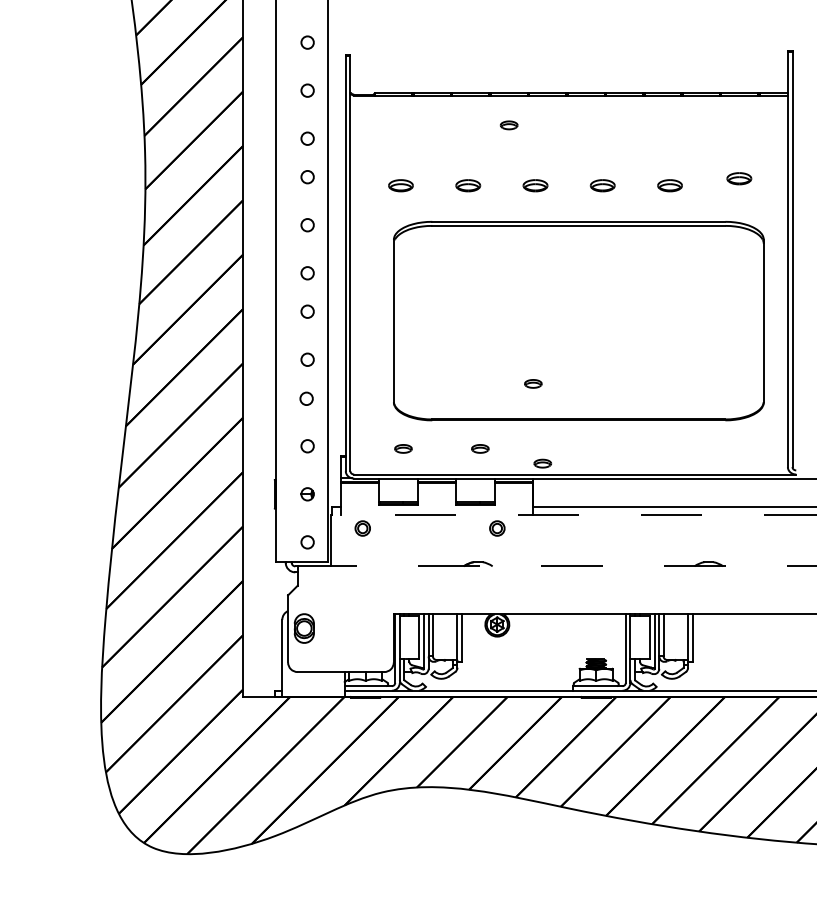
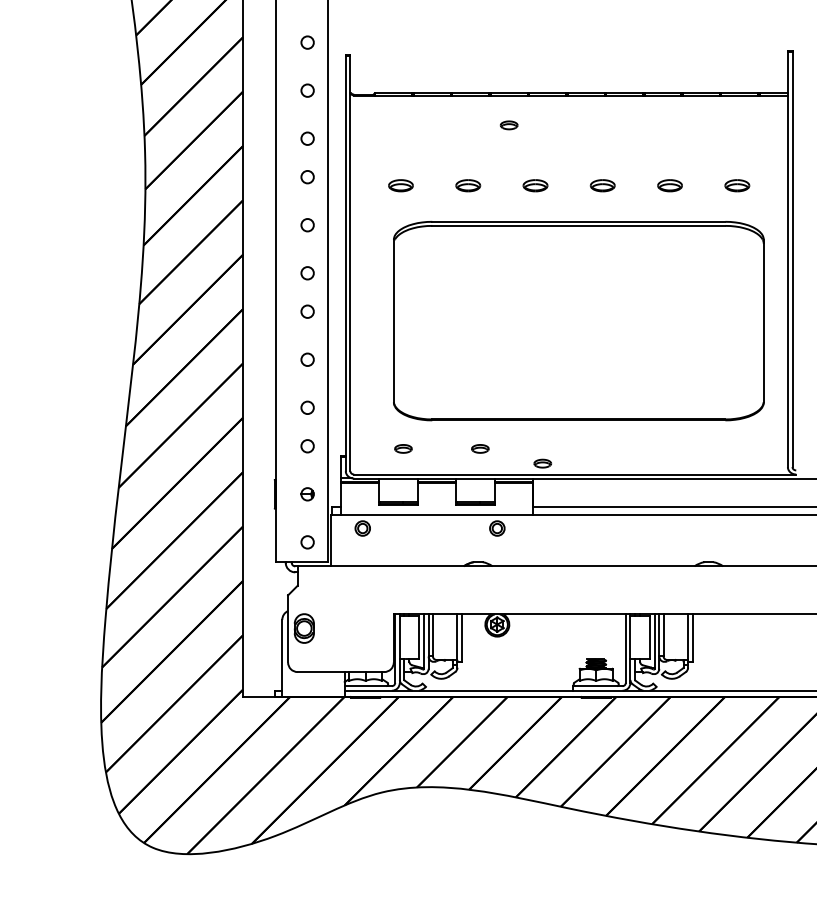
part position: (739, 178) -> (737, 185) (737, 185)
part: present -> none (533, 383)
circle position: (306, 398) -> (307, 407) (307, 407)
line: dashed -> solid (573, 514)
line: dashed -> solid (556, 566)
